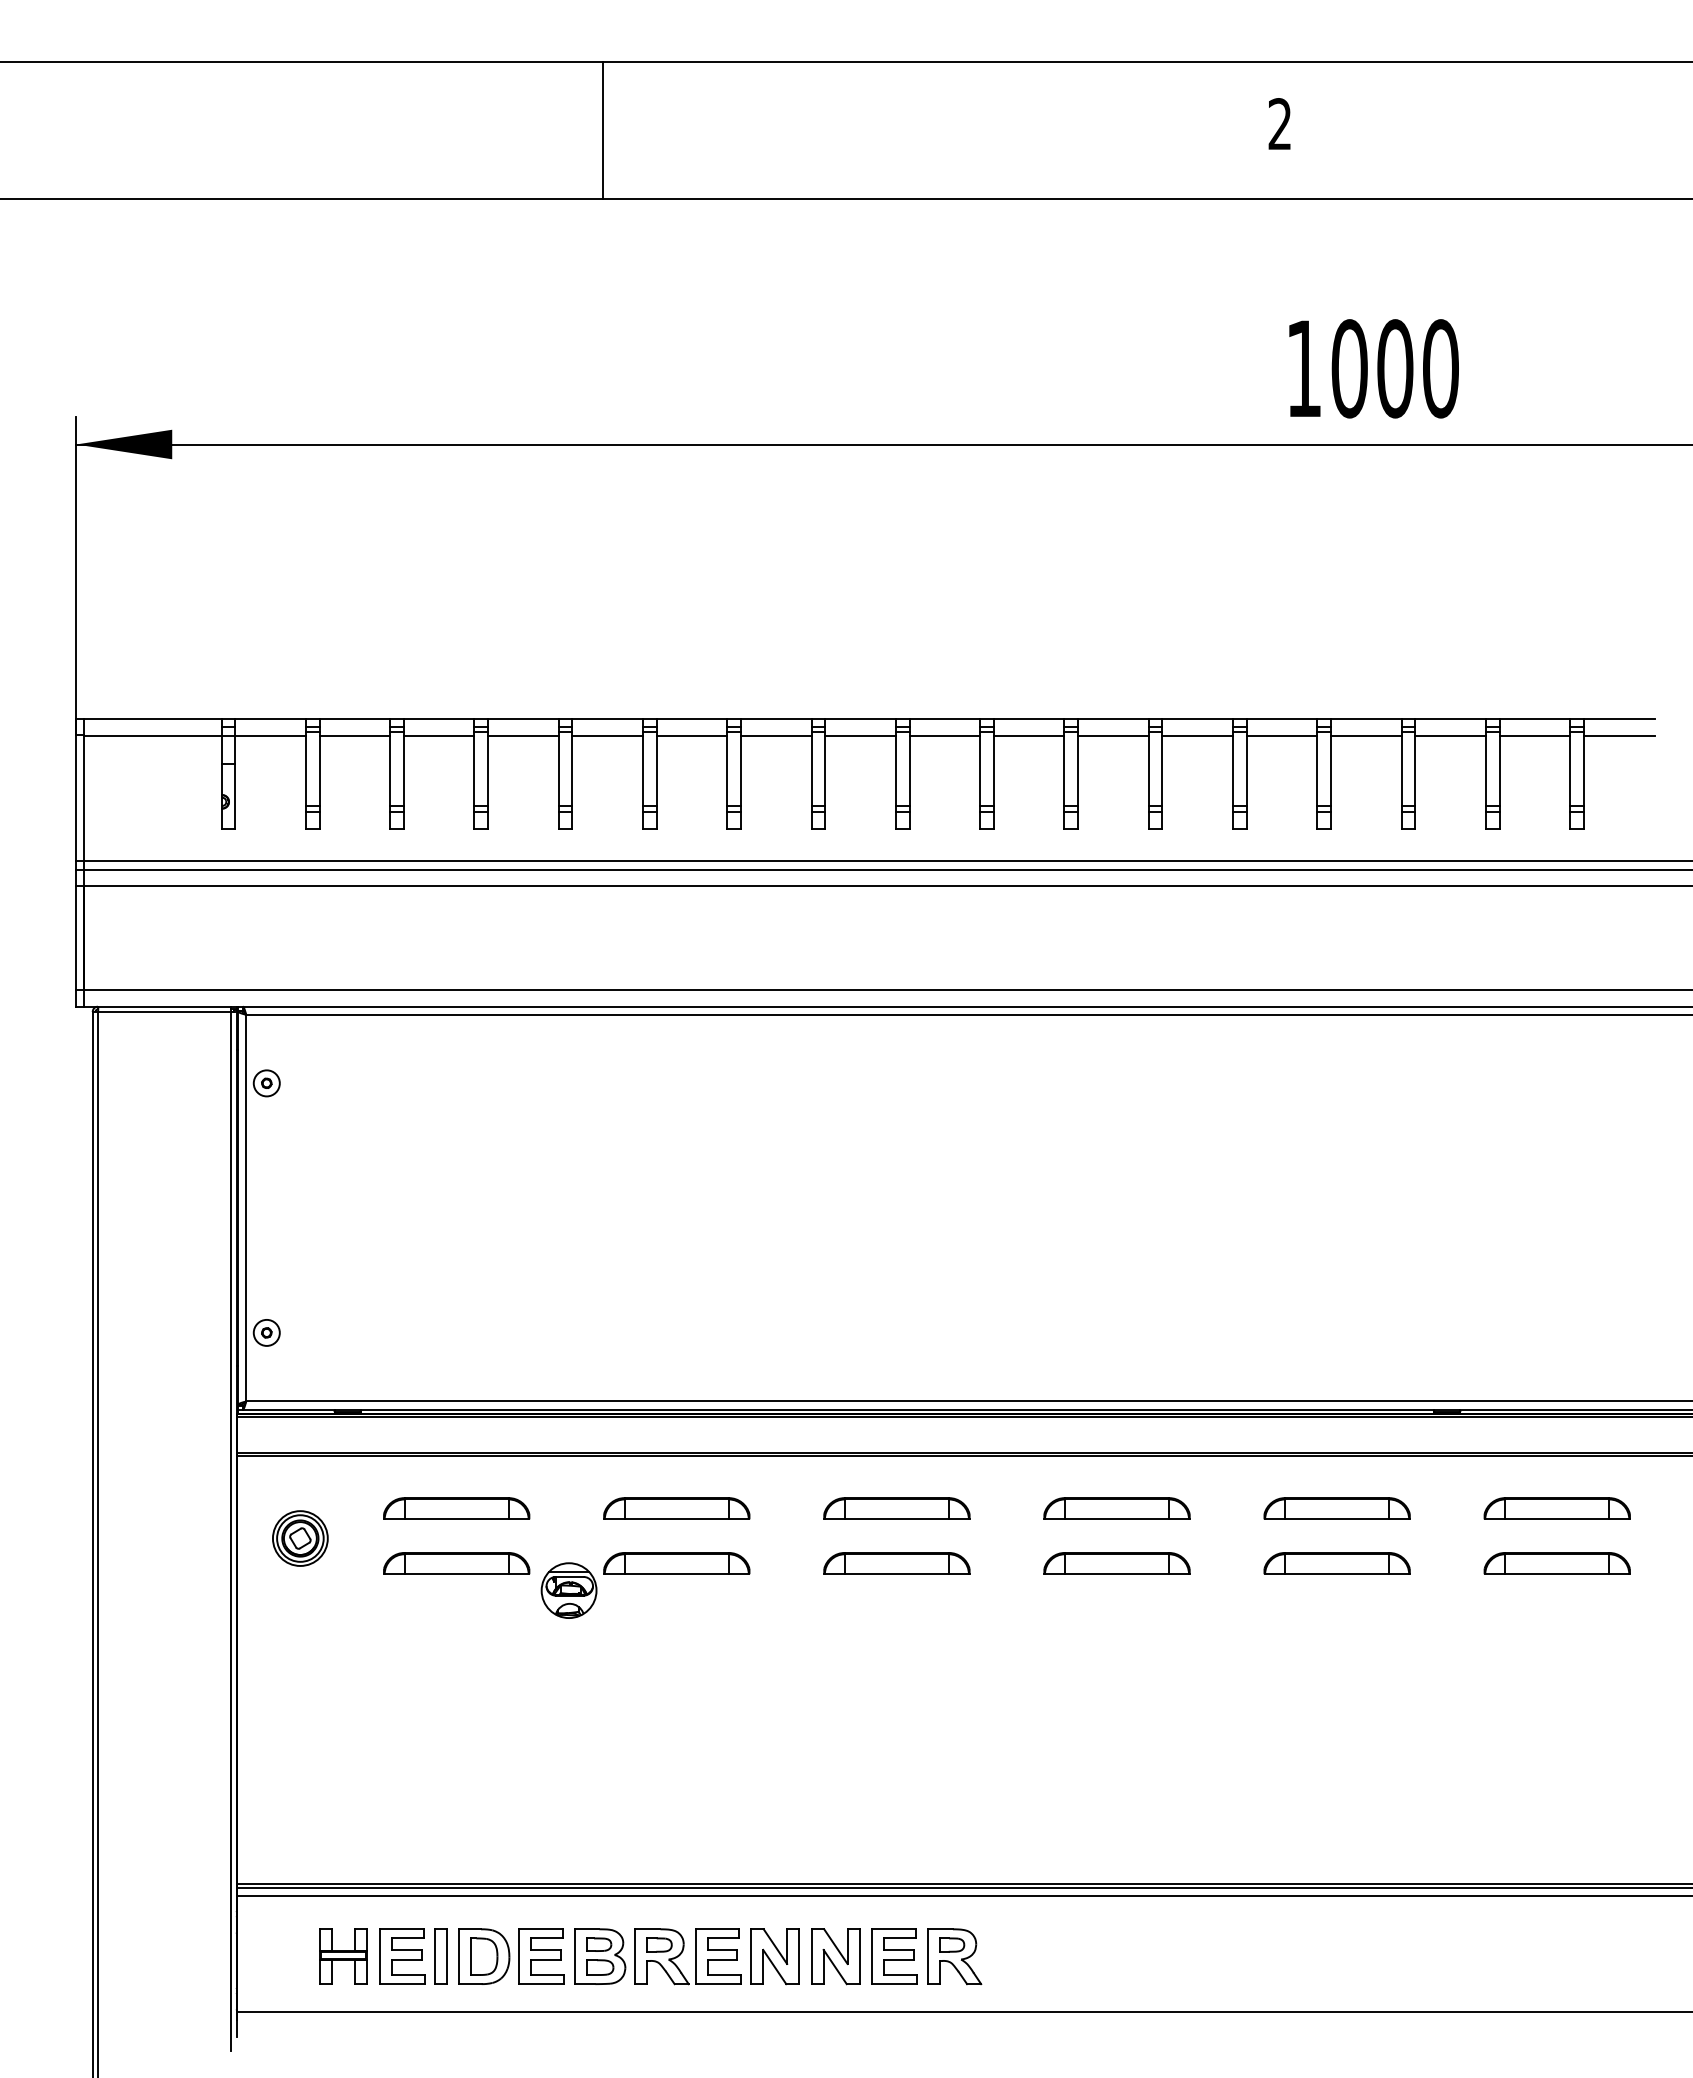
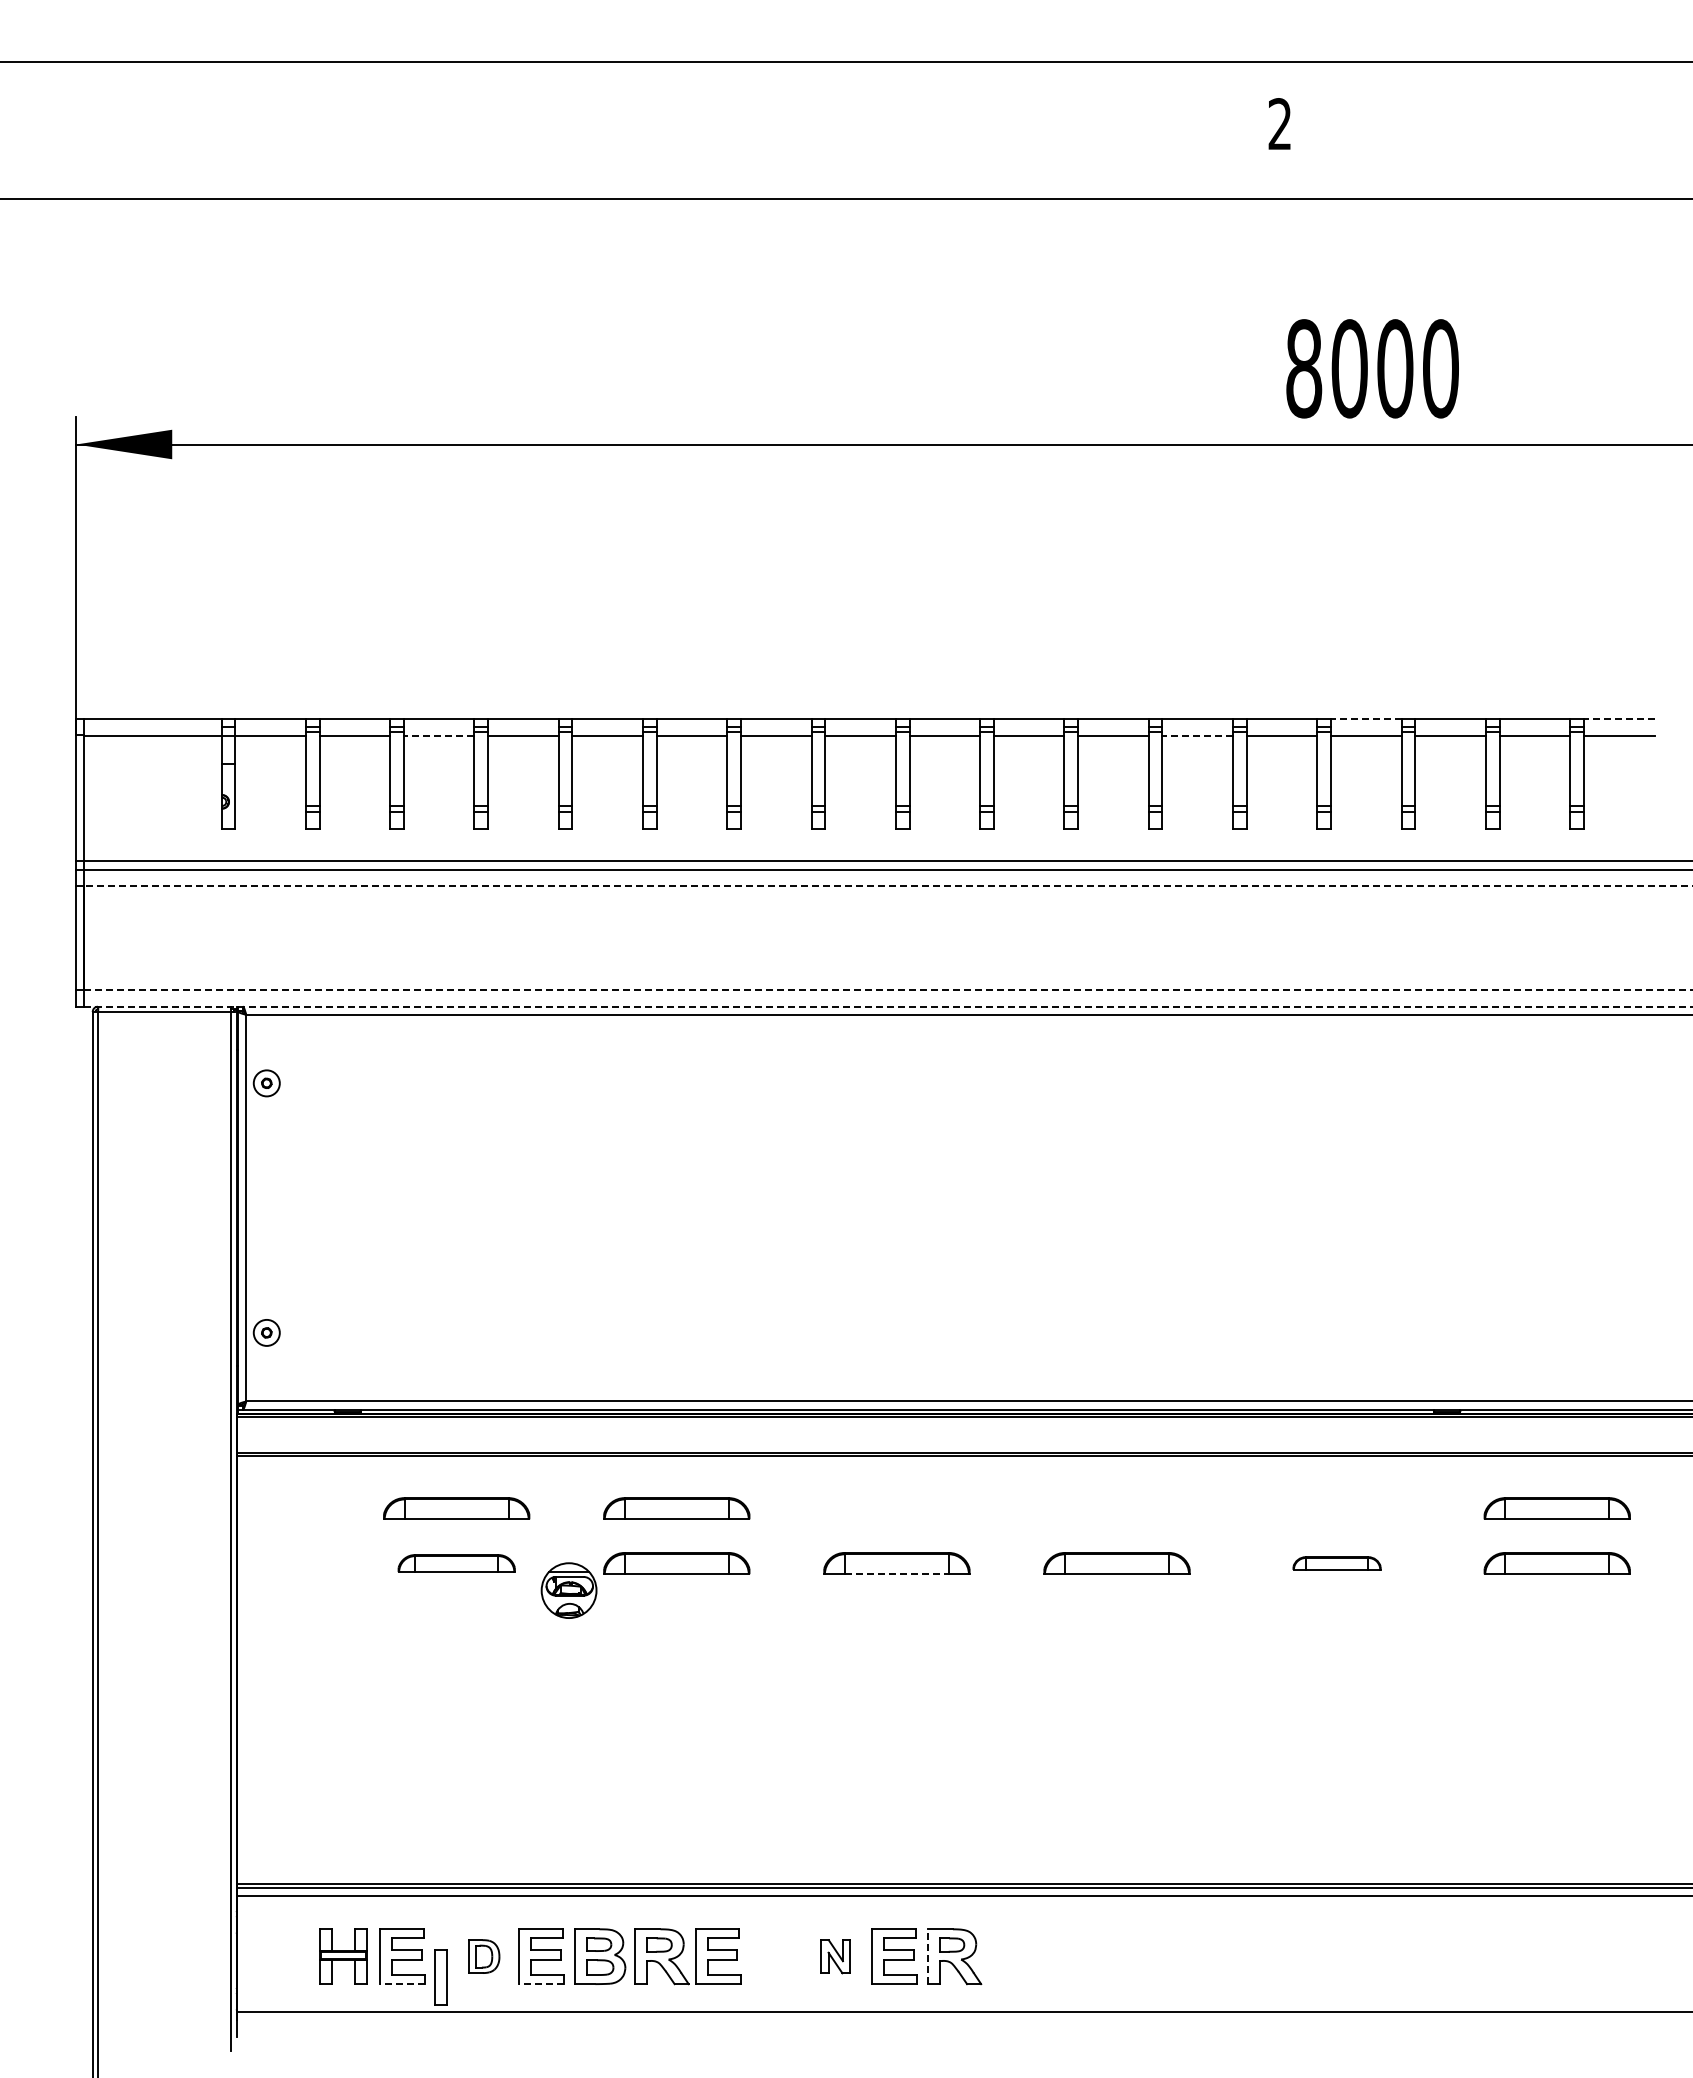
line: present -> none (602, 130)
text: 1000 -> 8000 (1304, 368)
line: solid -> dashed (1365, 719)
line: solid -> dashed (1618, 719)
line: solid -> dashed (438, 735)
line: solid -> dashed (1197, 735)
line: solid -> dashed (888, 885)
line: solid -> dashed (888, 990)
line: solid -> dashed (888, 1006)
part: present -> none (896, 1508)
part: present -> none (1116, 1508)
part: present -> none (1336, 1508)
part: present -> none (300, 1538)
part size: 148x23 px -> 119x19 px (456, 1563)
part size: 148x23 px -> 90x15 px (1336, 1563)
line: solid -> dashed (897, 1574)
part position: (440, 1956) -> (440, 1977) (440, 1977)
part size: 53x57 px -> 33x35 px (484, 1956)
part: present -> none (774, 1956)
part size: 50x58 px -> 31x36 px (835, 1956)
line: solid -> dashed (927, 1956)
line: solid -> dashed (402, 1984)
line: solid -> dashed (541, 1984)
